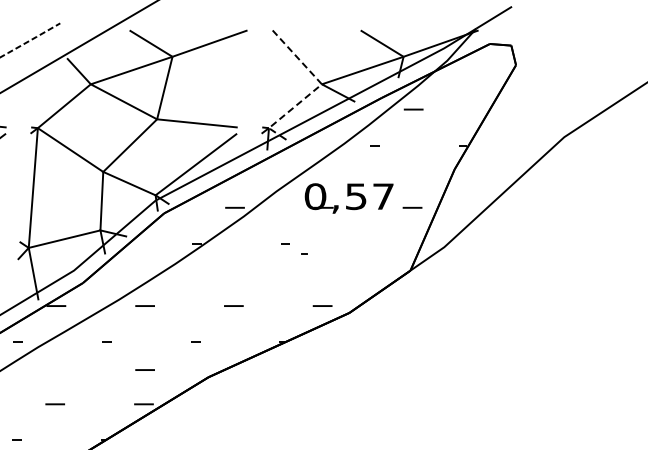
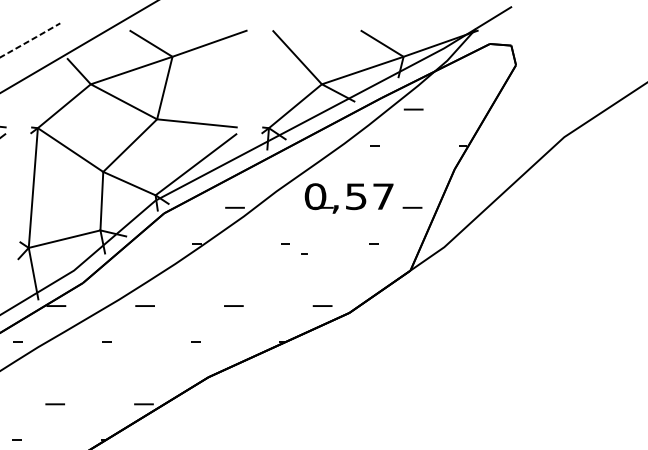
line: dashed -> solid (318, 87)
line: none -> present (373, 243)
line: present -> none (144, 369)
